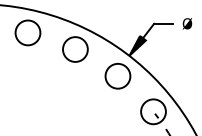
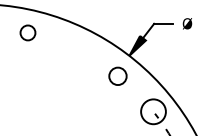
circle size: 28x28 px -> 18x18 px (27, 32)
circle: present -> none (75, 49)
circle size: 28x27 px -> 20x20 px (117, 75)
